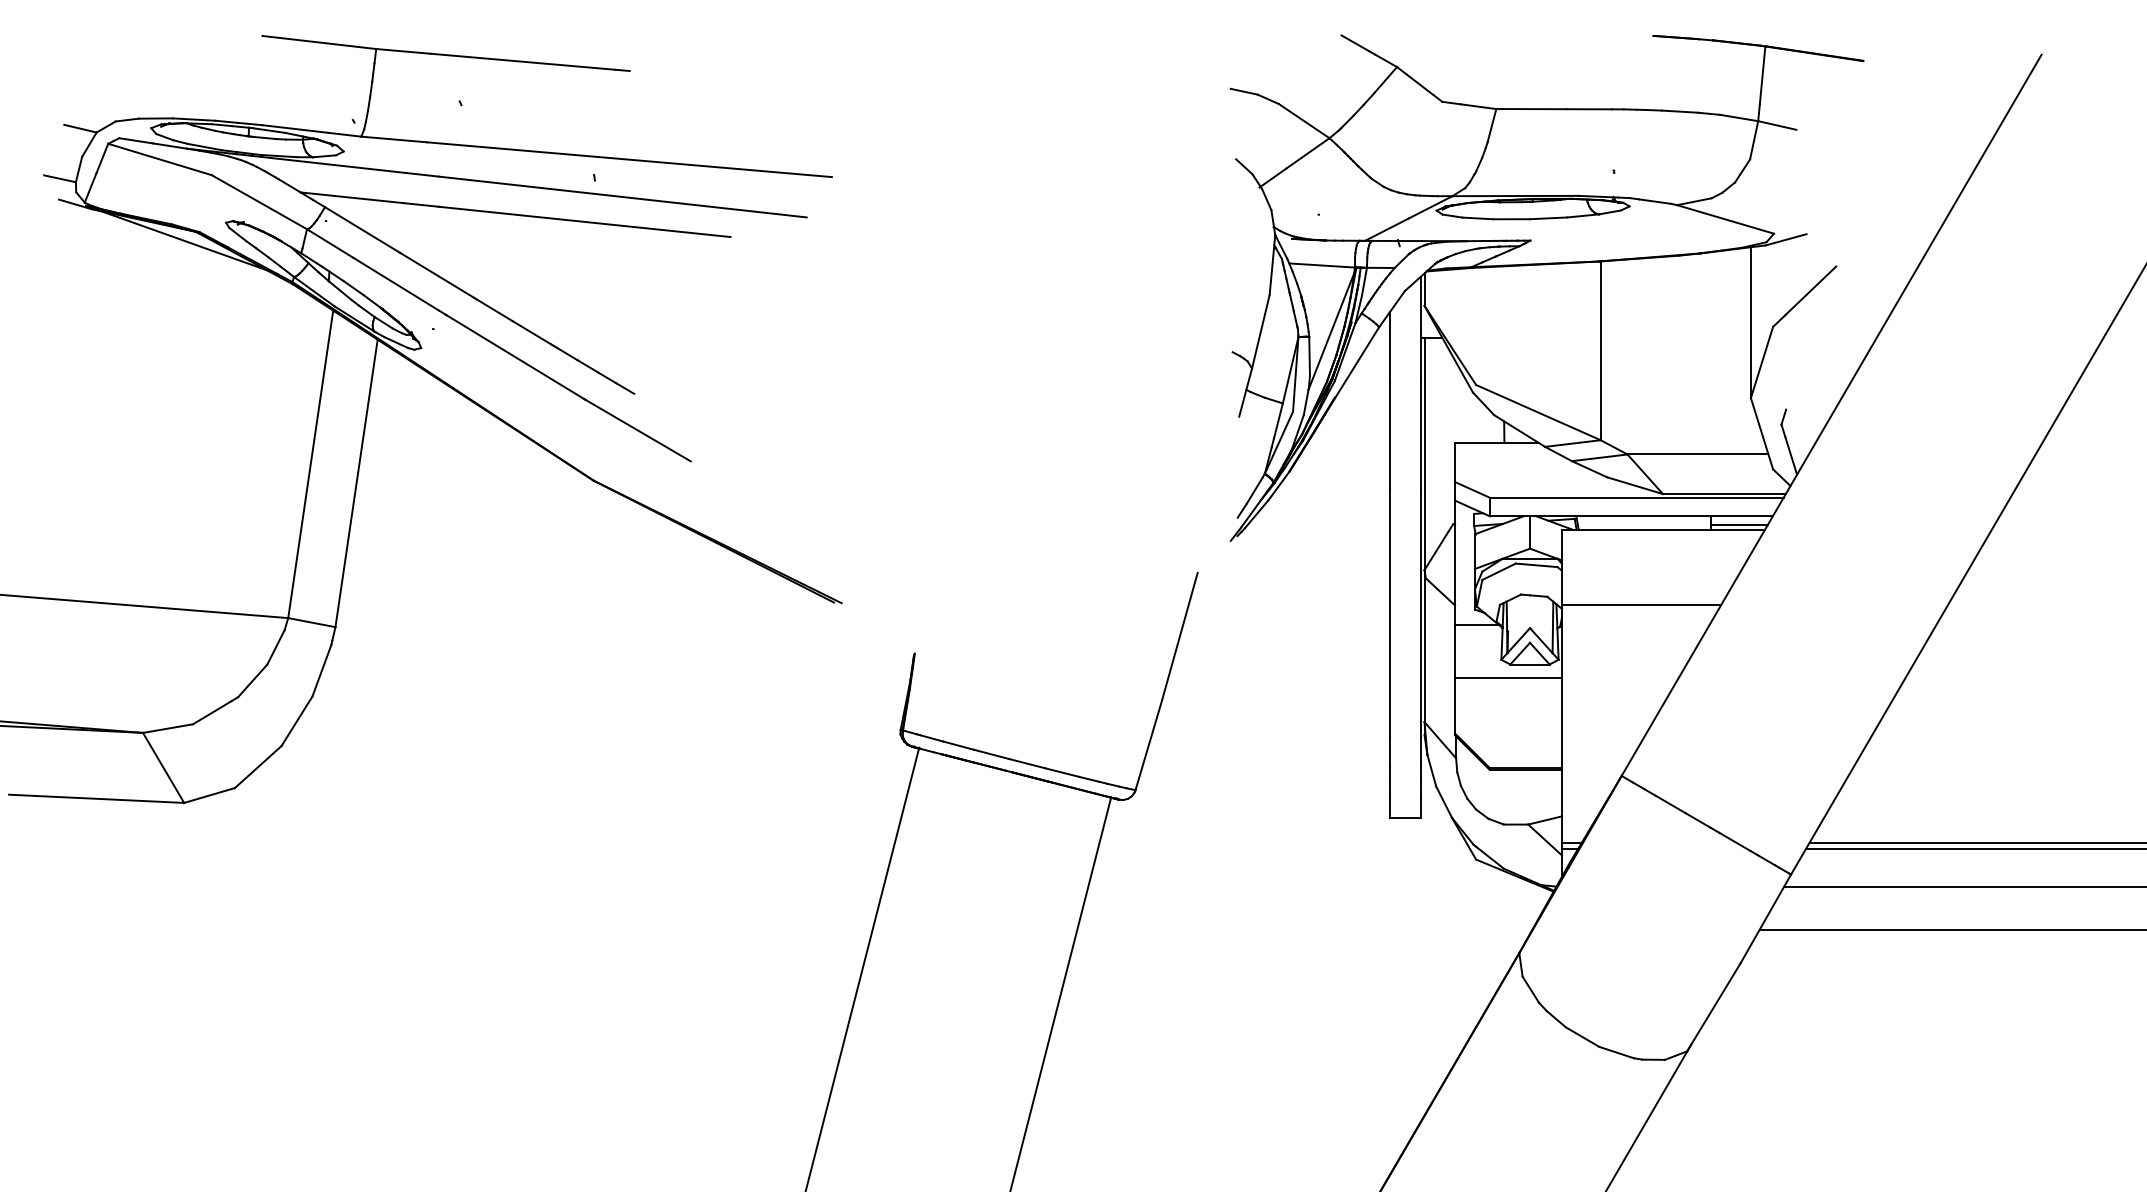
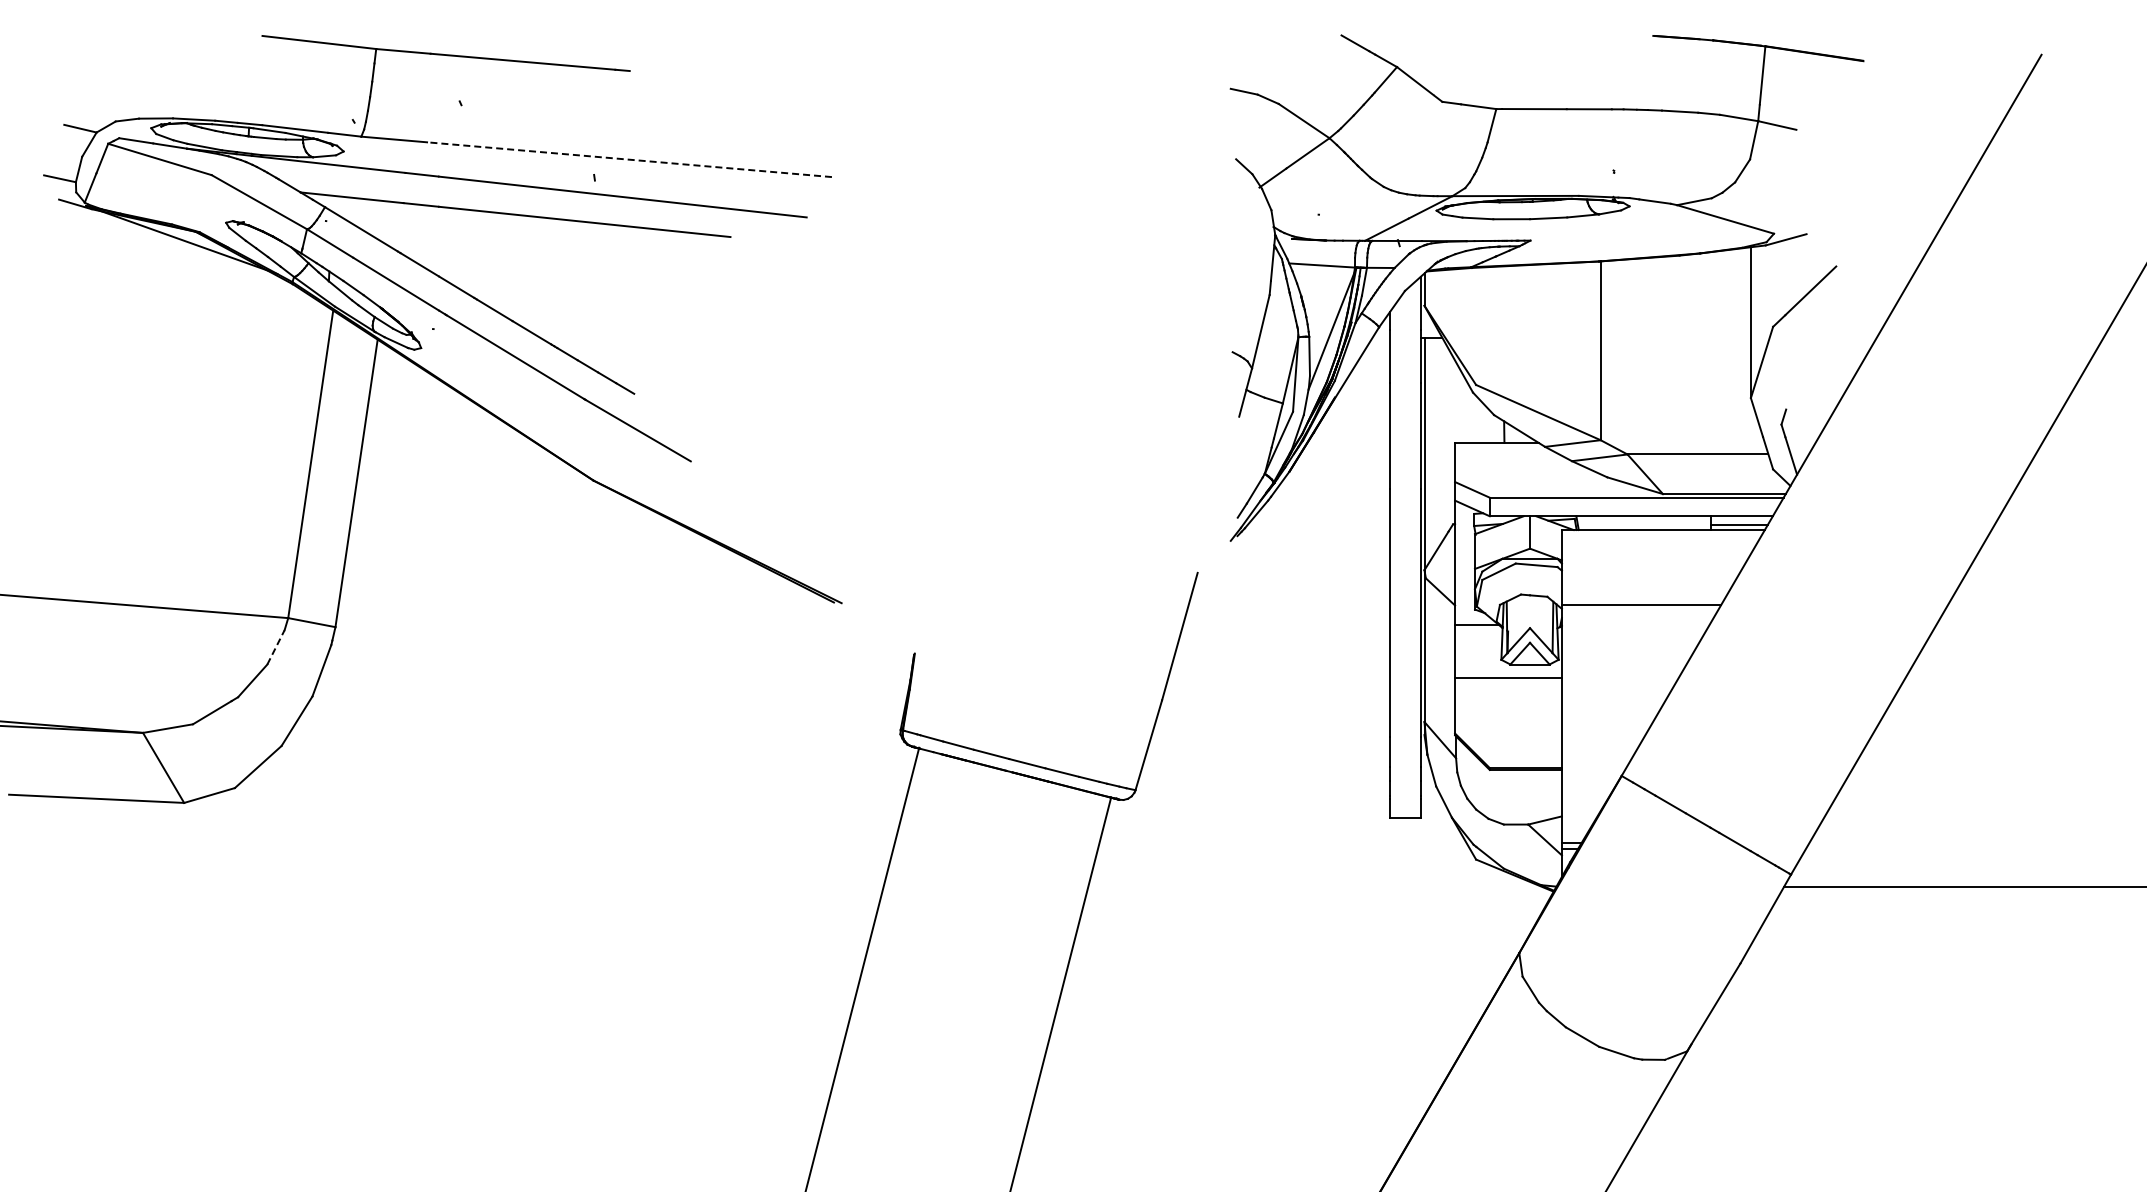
line: solid -> dashed (629, 159)
line: solid -> dashed (276, 646)
line: present -> none (1976, 842)
line: present -> none (1974, 849)
line: present -> none (1951, 929)
